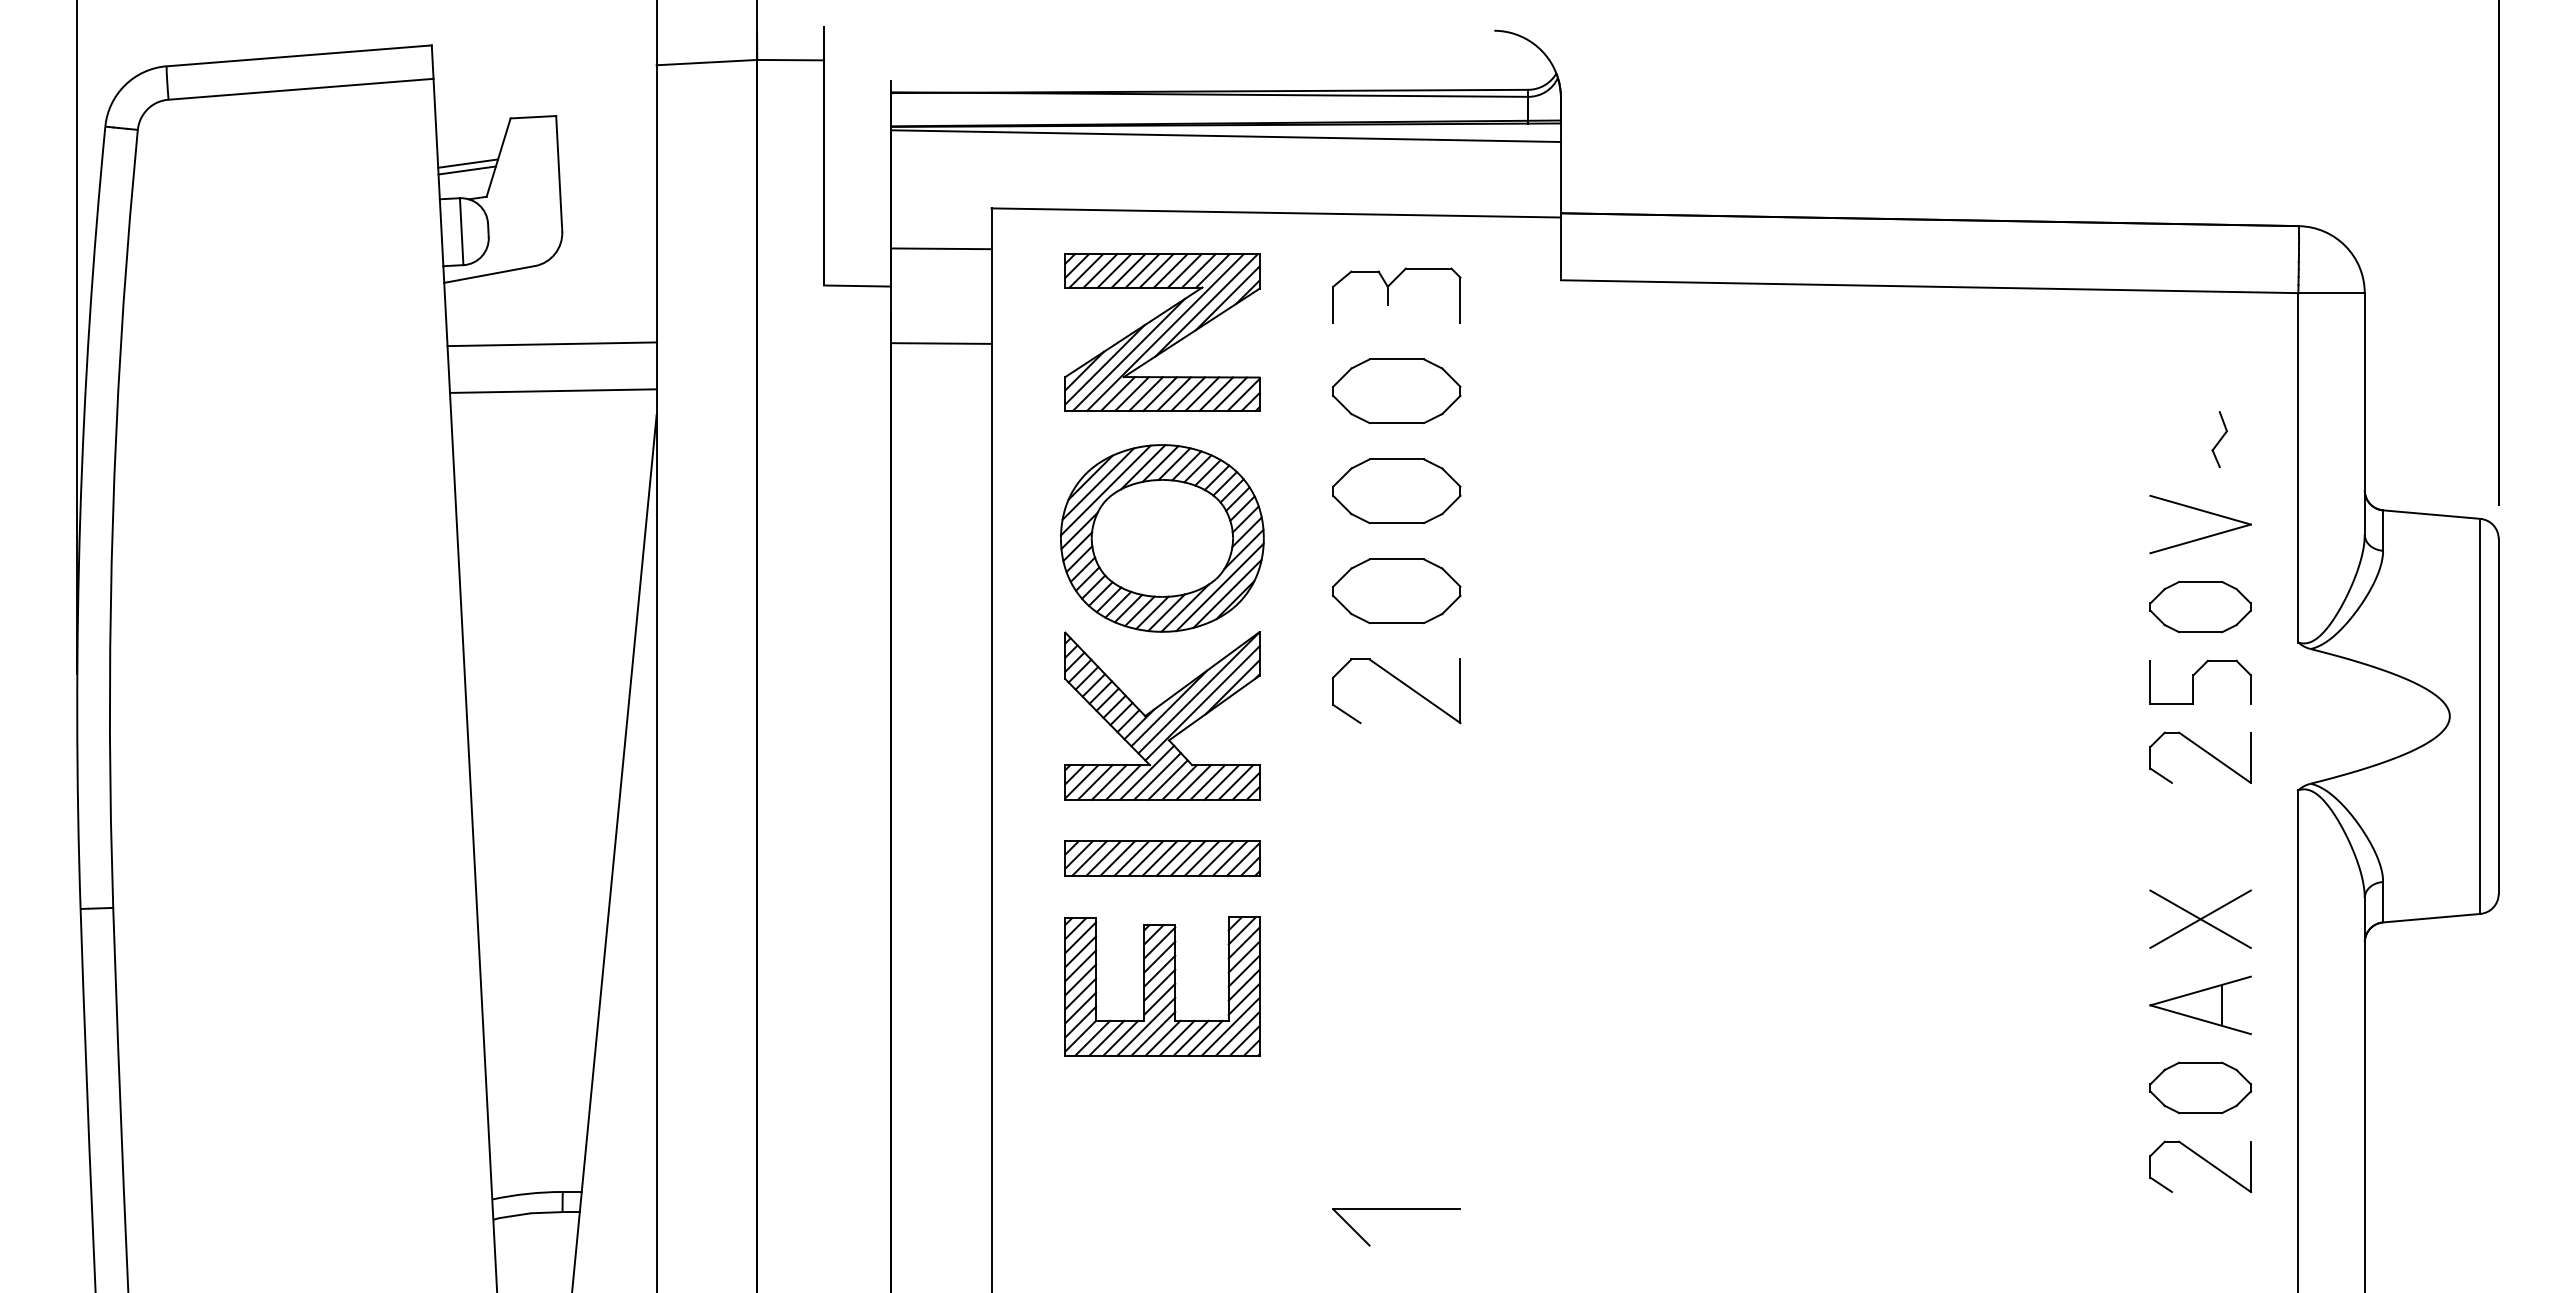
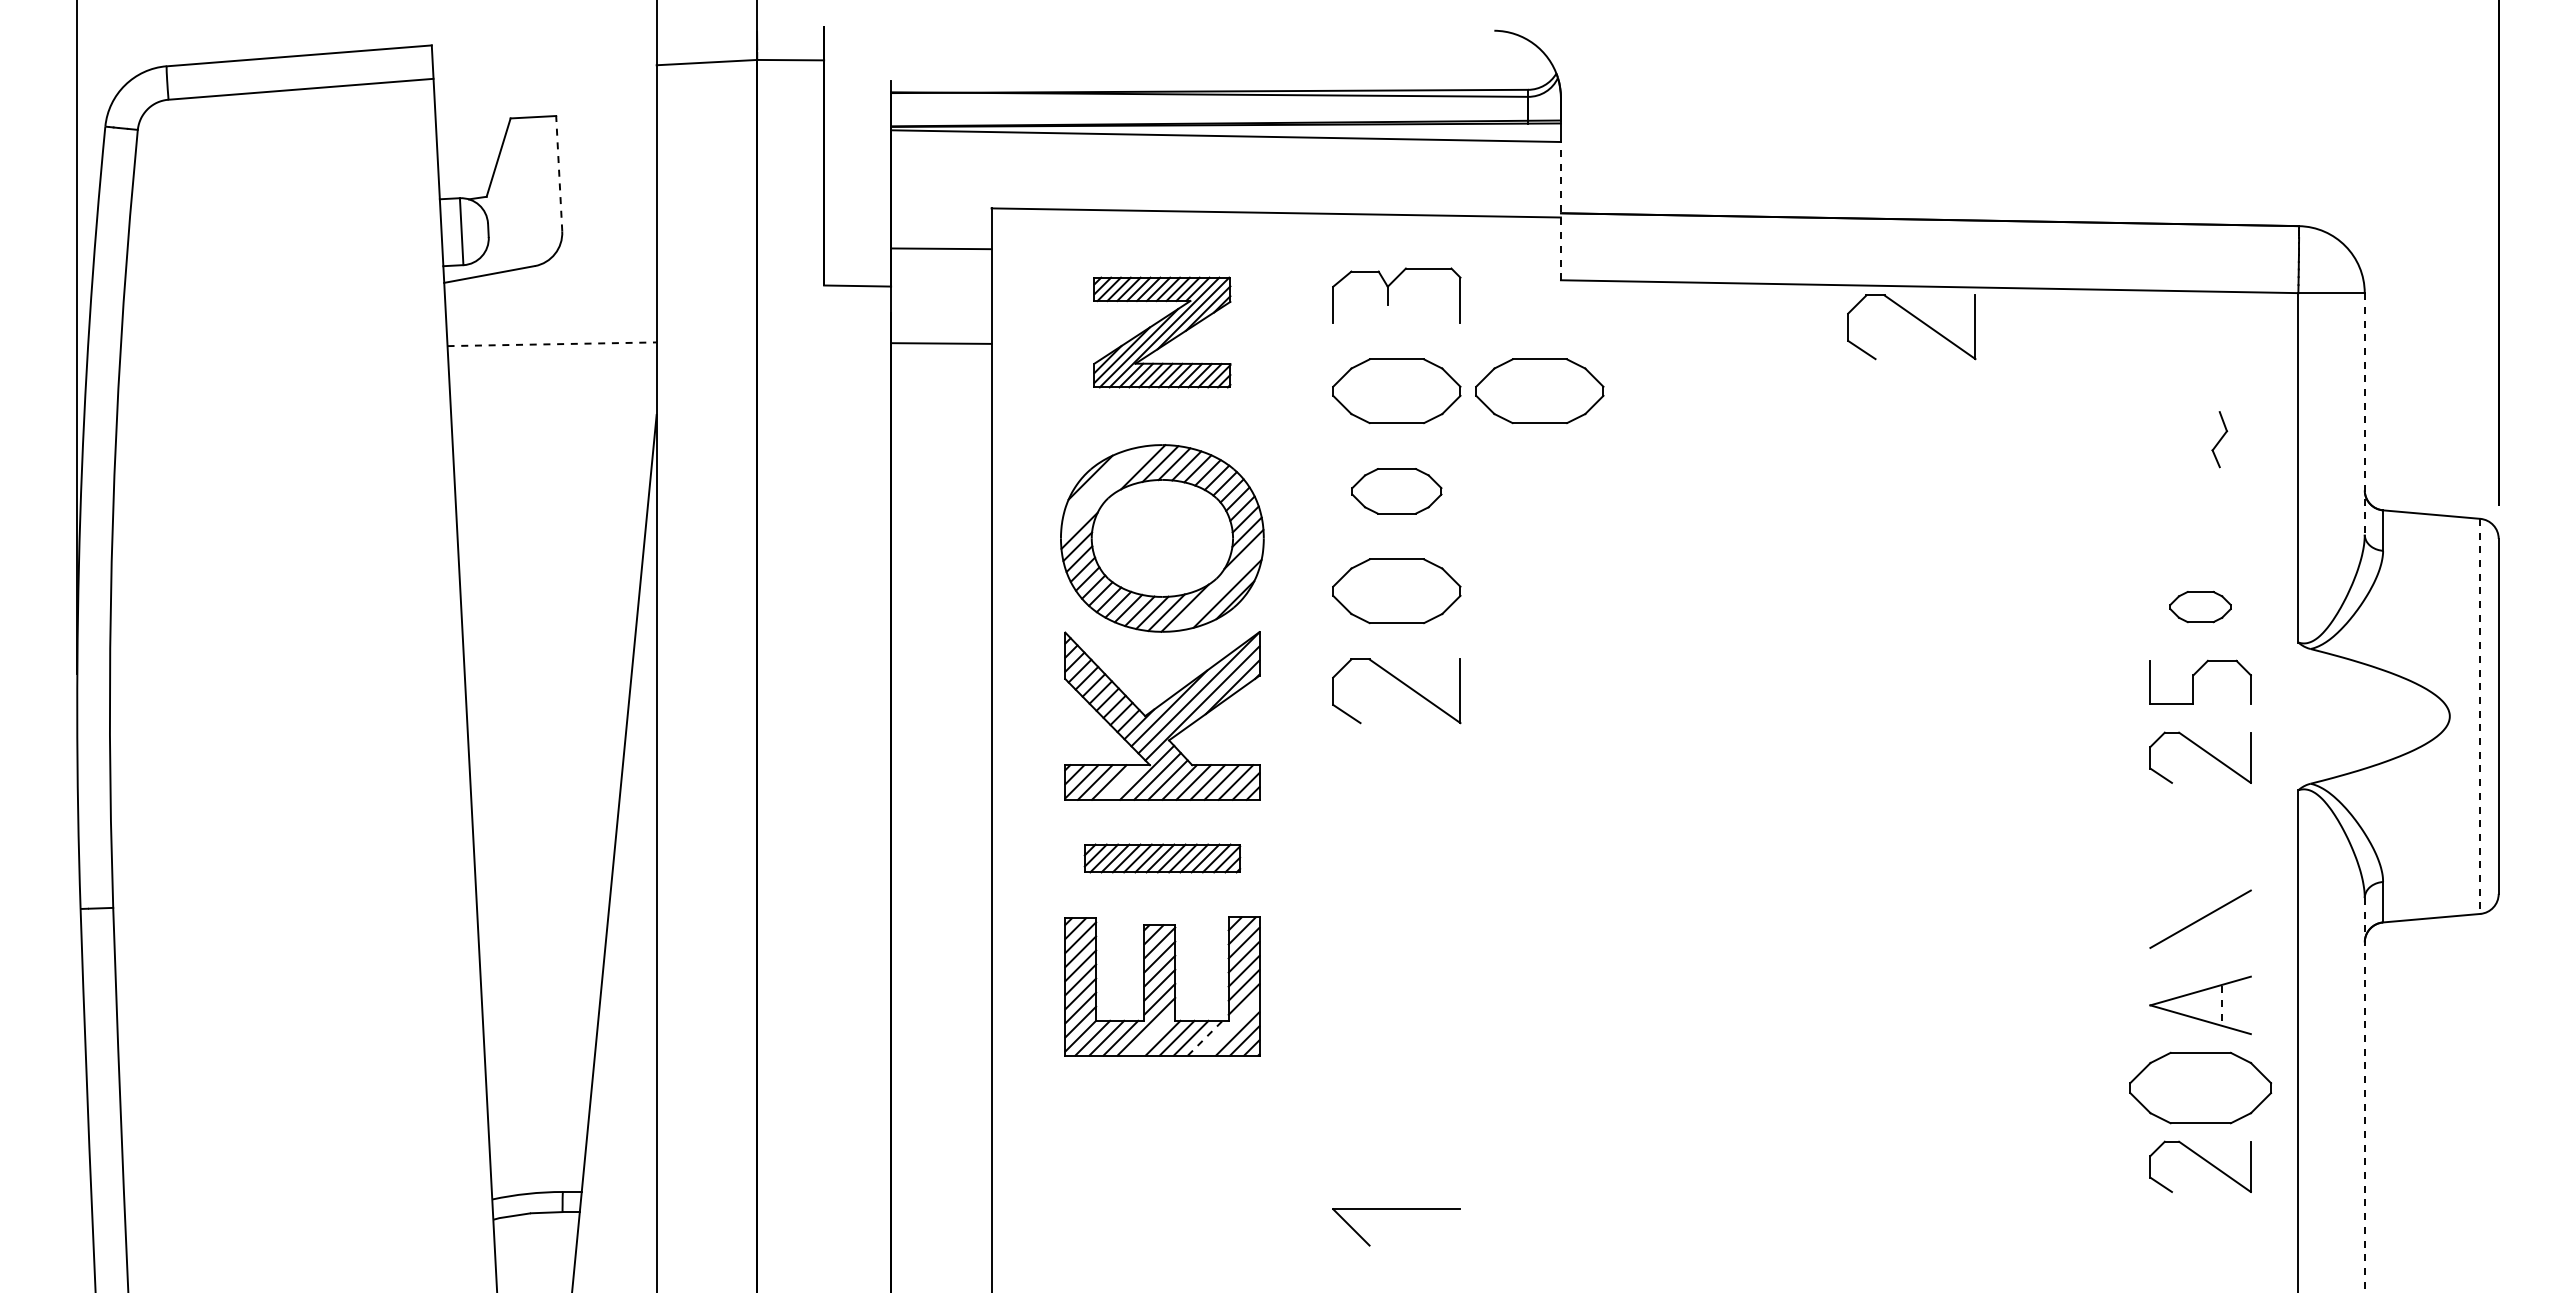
line: present -> none (468, 163)
line: present -> none (466, 170)
line: solid -> dashed (559, 173)
line: solid -> dashed (1560, 210)
part: none -> present (1915, 318)
part size: 197x159 px -> 139x113 px (1162, 332)
line: solid -> dashed (552, 344)
line: present -> none (552, 390)
part: none -> present (1539, 391)
line: solid -> dashed (2364, 413)
line: present -> none (1097, 483)
line: present -> none (1105, 490)
part size: 130x67 px -> 92x47 px (1396, 491)
part: present -> none (2204, 512)
line: present -> none (1219, 587)
part size: 103x54 px -> 63x33 px (2200, 607)
line: solid -> dashed (2480, 716)
line: present -> none (1123, 782)
part size: 197x37 px -> 159x31 px (1162, 858)
line: present -> none (2200, 918)
line: solid -> dashed (2222, 1005)
line: present -> none (1230, 1026)
line: present -> none (1153, 1033)
line: solid -> dashed (1205, 1038)
part size: 103x53 px -> 144x74 px (2200, 1087)
line: solid -> dashed (2364, 1095)
